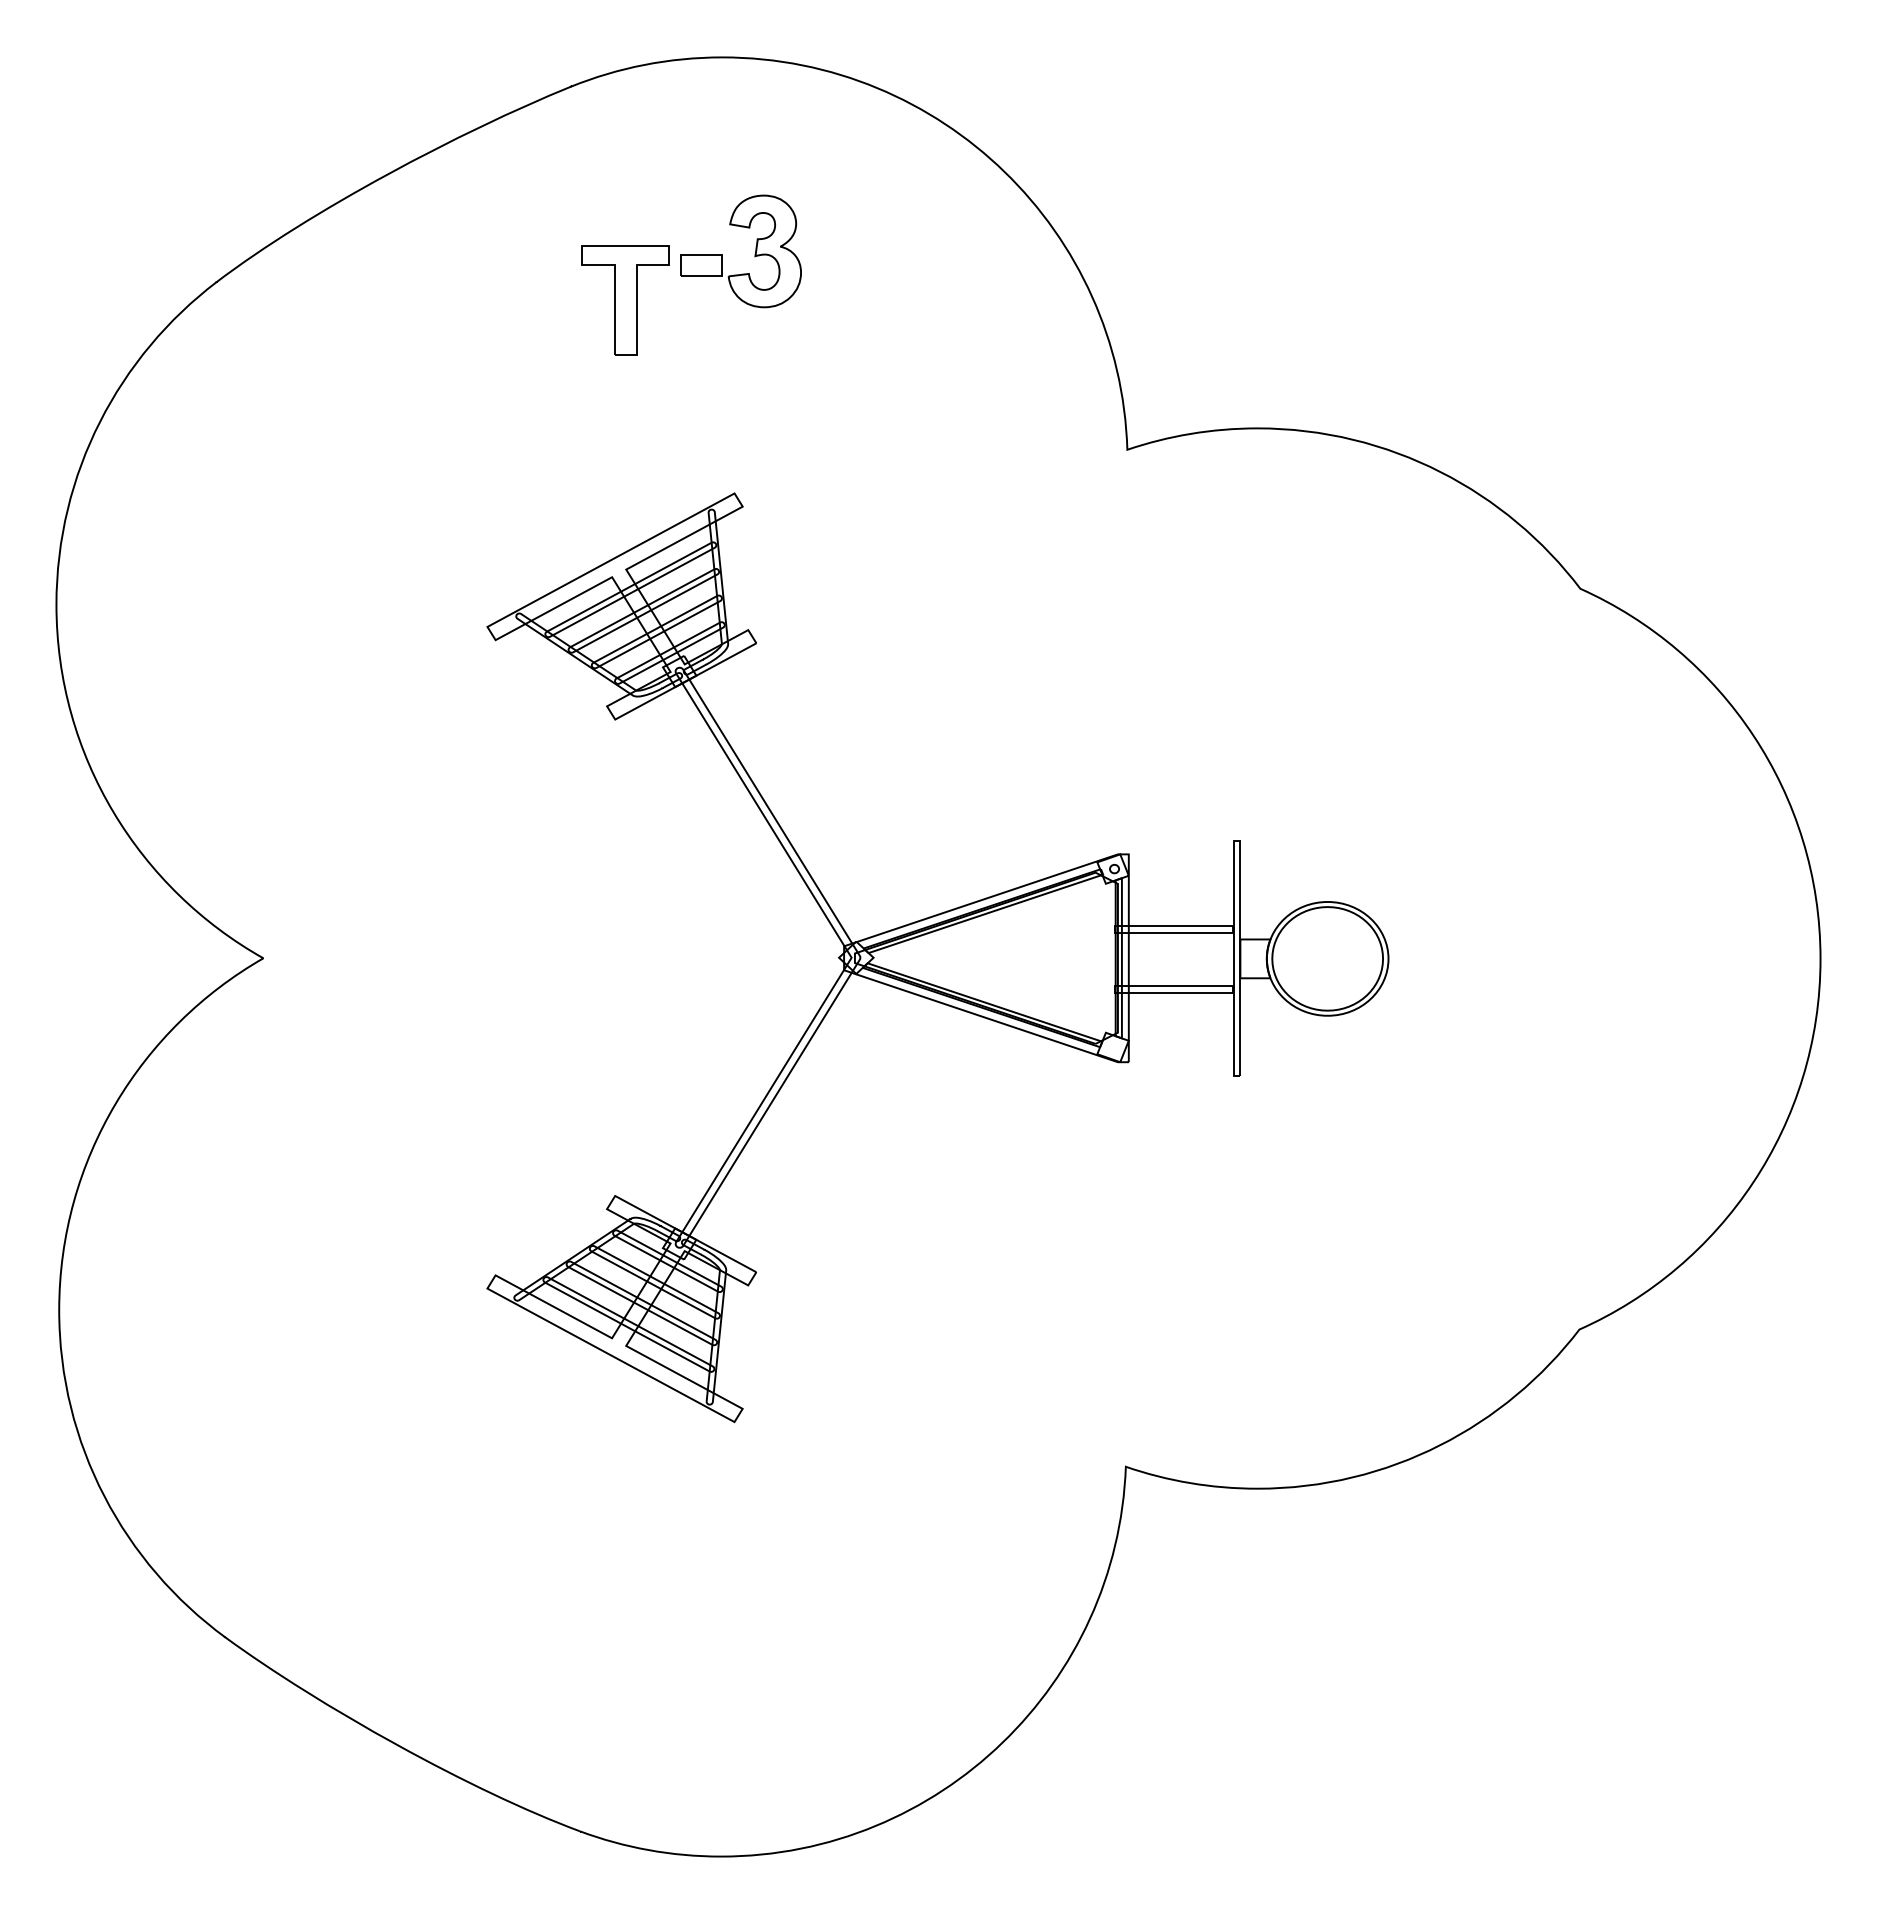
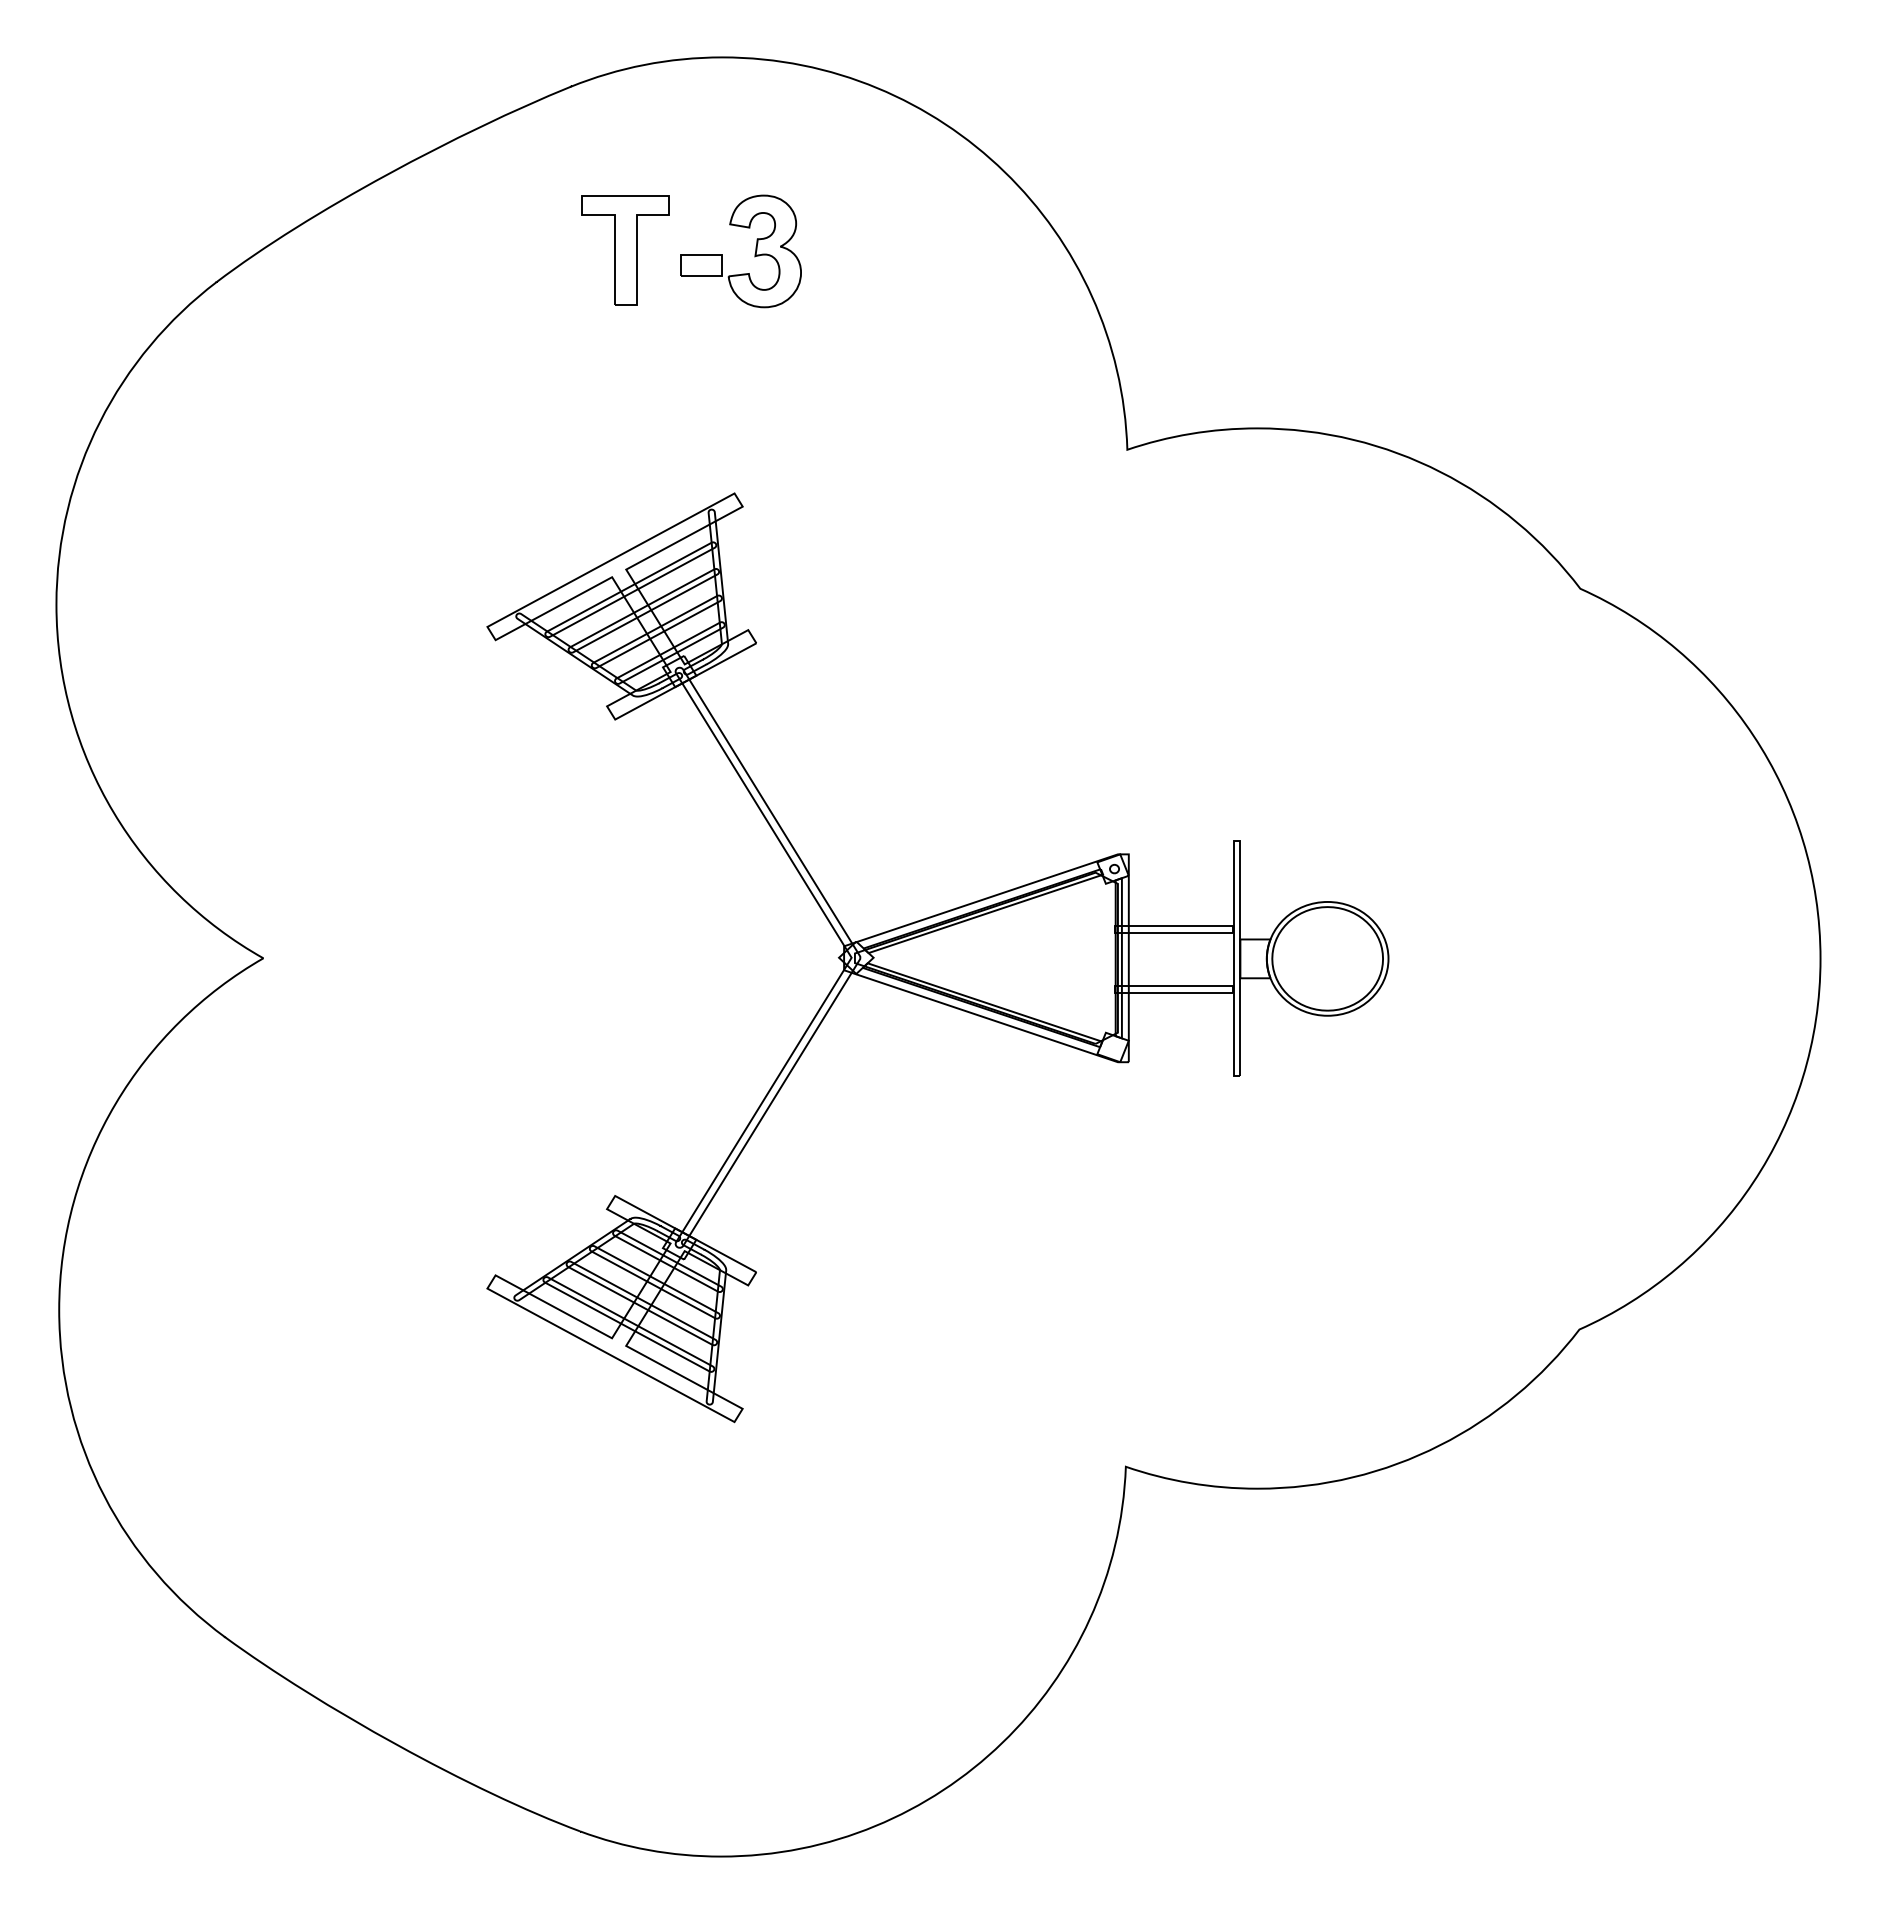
part position: (625, 300) -> (625, 250) (625, 250)
